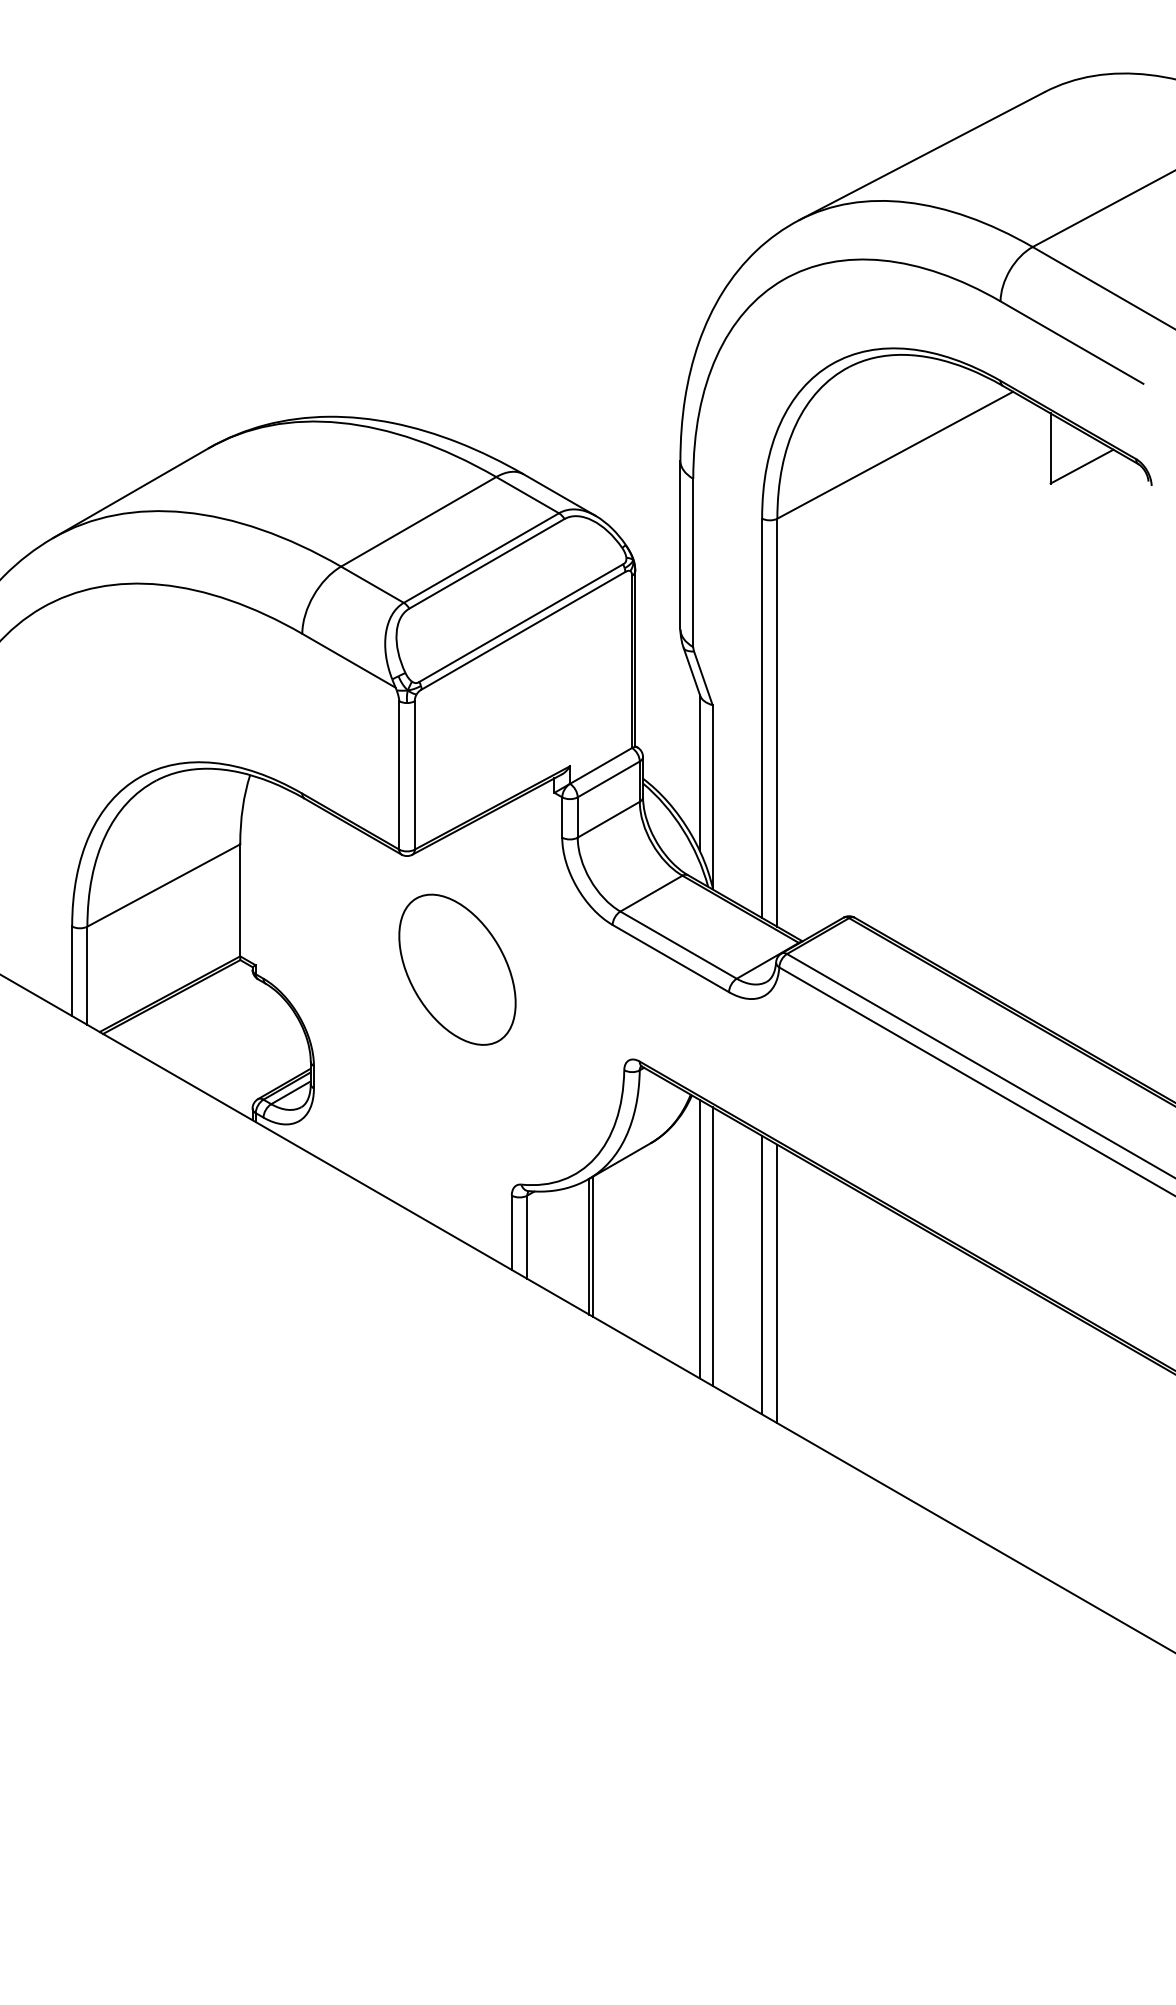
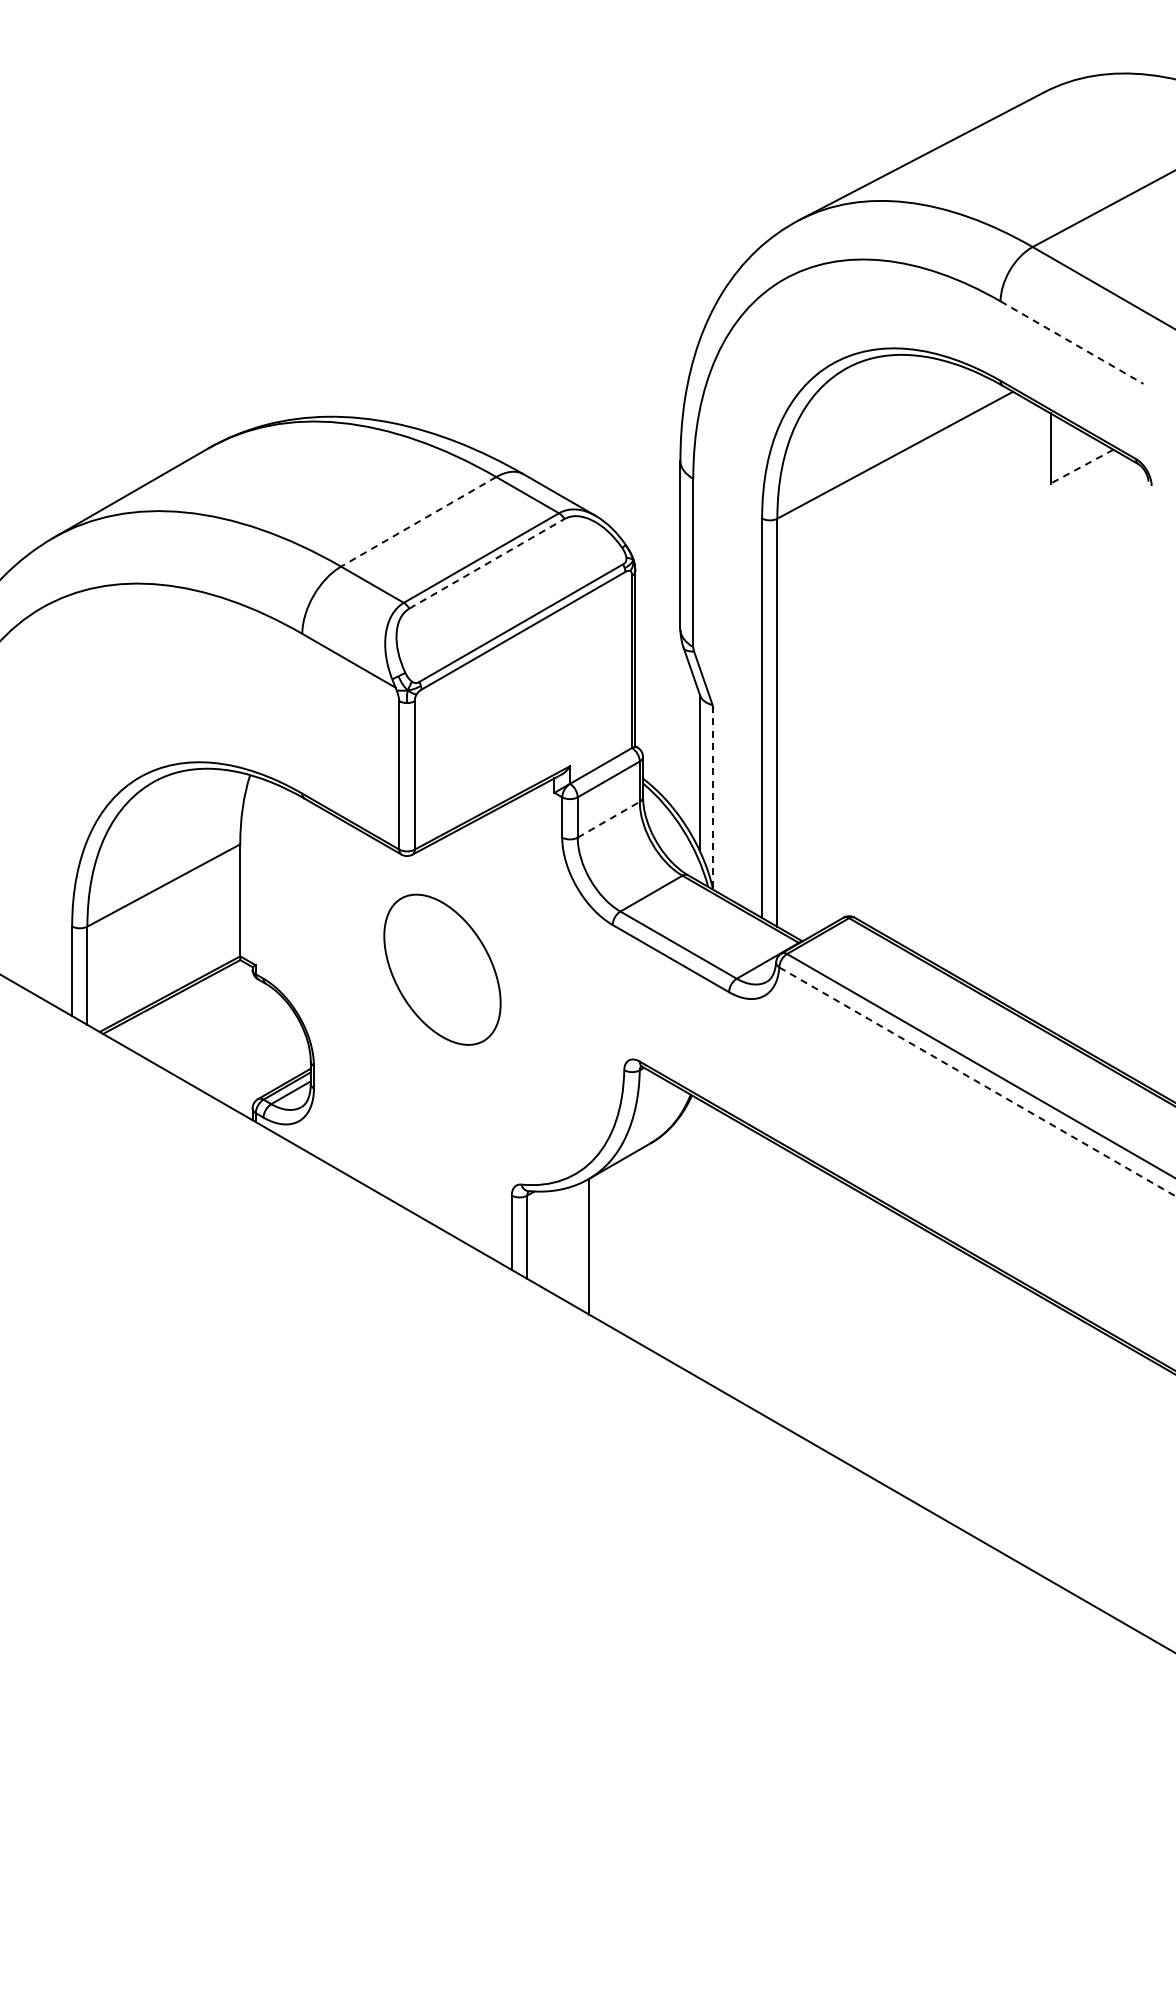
line: solid -> dashed (1072, 342)
line: solid -> dashed (1082, 466)
line: solid -> dashed (418, 521)
line: solid -> dashed (486, 563)
line: solid -> dashed (712, 795)
line: solid -> dashed (608, 819)
part position: (457, 969) -> (442, 969) (442, 969)
line: solid -> dashed (977, 1081)
line: present -> none (699, 1238)
line: present -> none (592, 1246)
line: present -> none (712, 1246)
line: present -> none (762, 1274)
line: present -> none (777, 1283)
